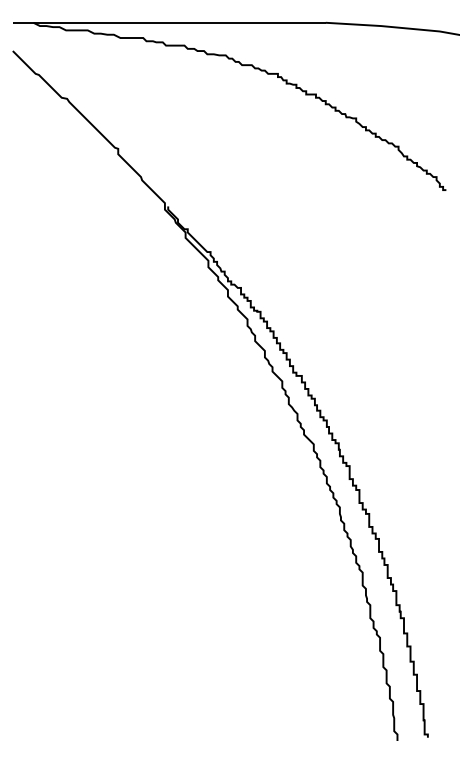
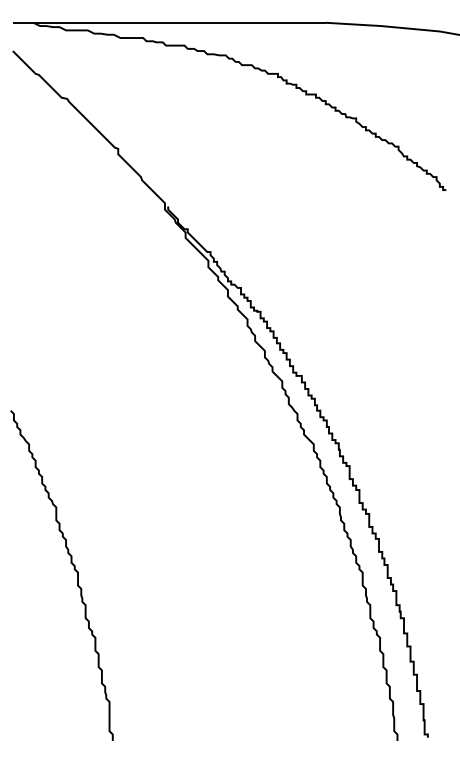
curve: none -> present (73, 569)
